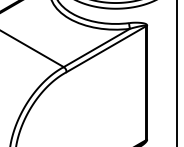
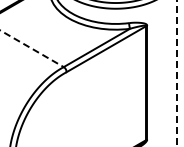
line: solid -> dashed (32, 49)
line: solid -> dashed (177, 72)
